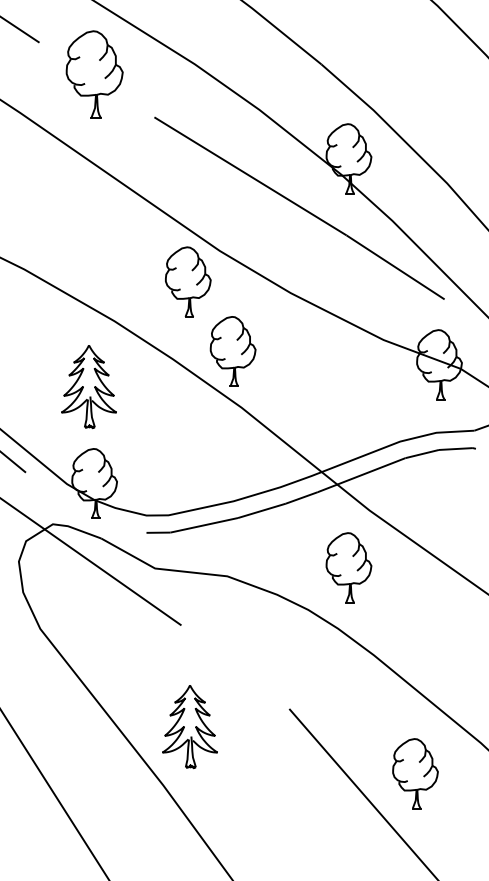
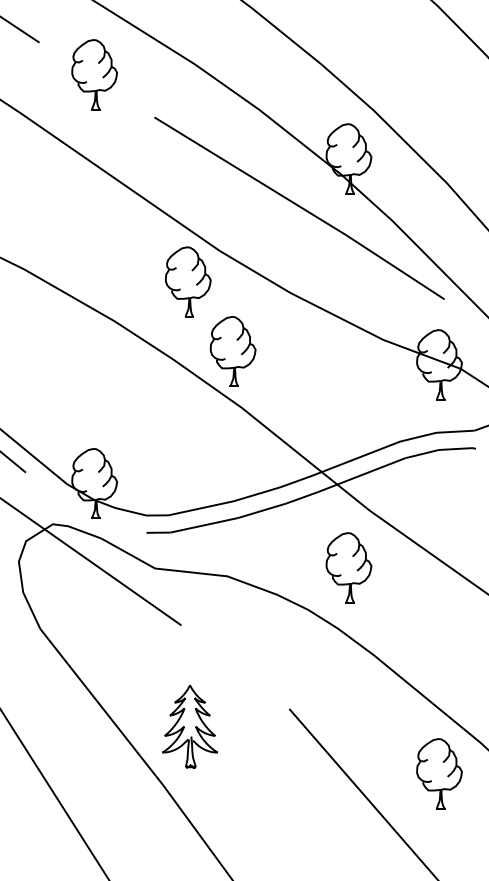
part size: 59x89 px -> 47x72 px (94, 74)
part: present -> none (88, 387)
part position: (415, 773) -> (439, 773) (439, 773)
